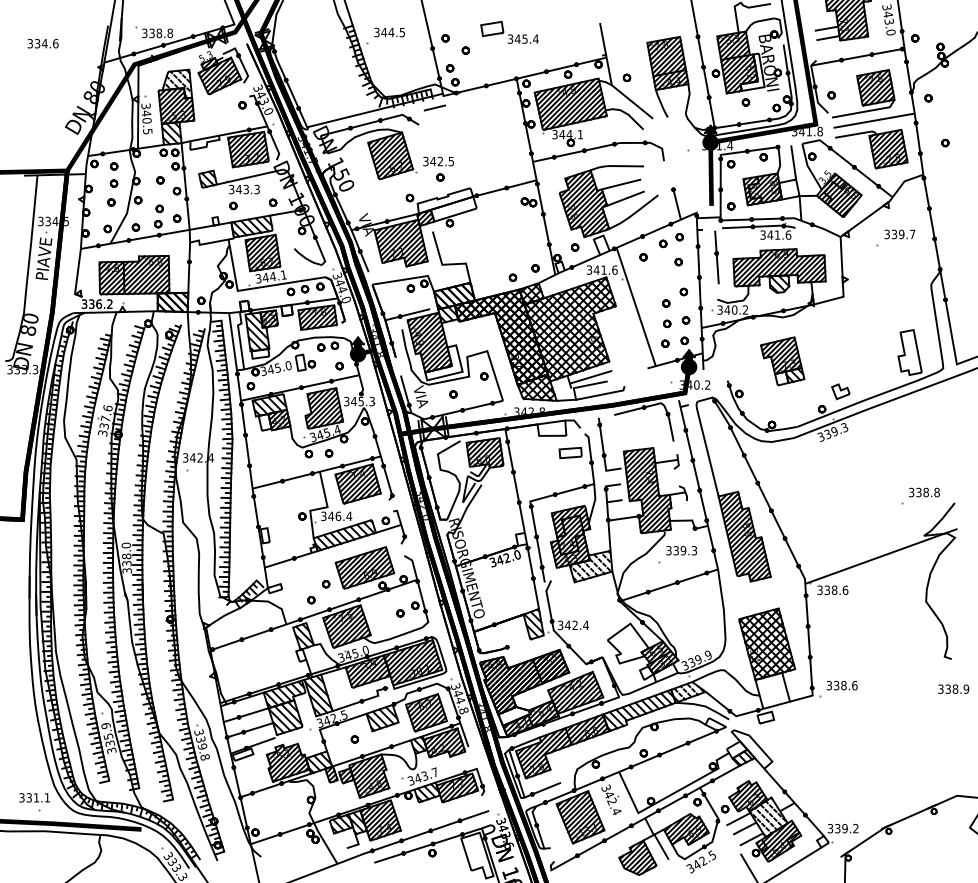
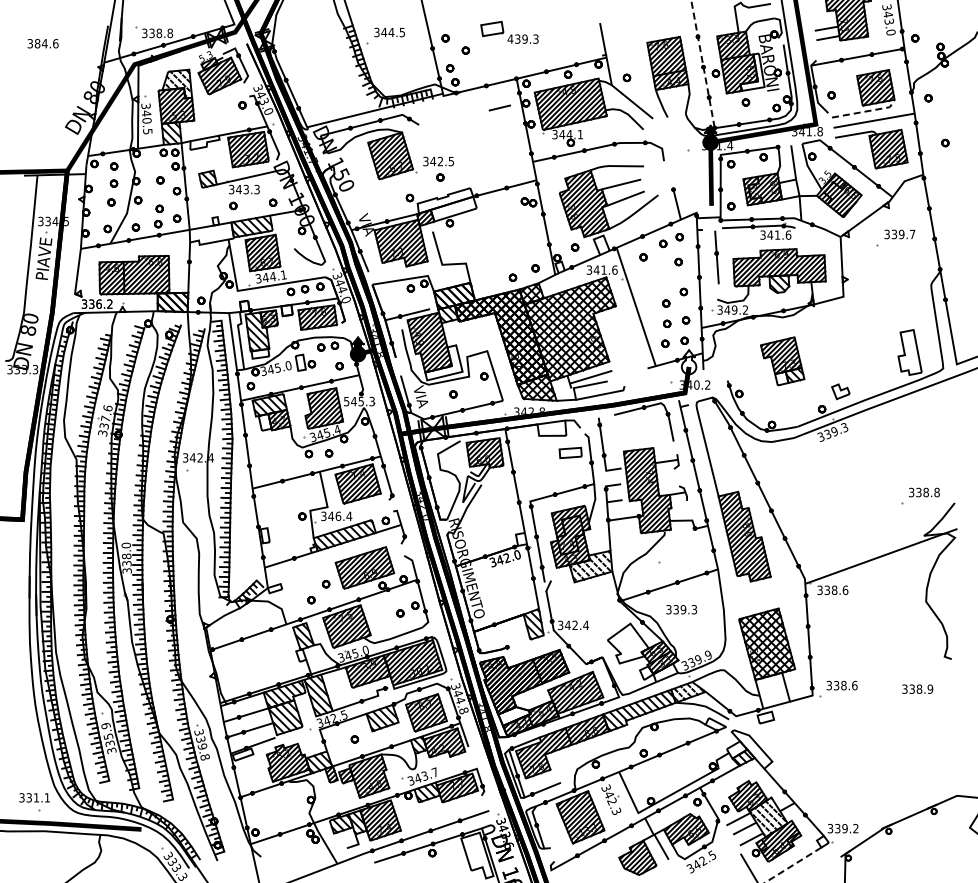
text: 345.4 -> 439.3 (522, 38)
text: 334.6 -> 384.6 (37, 43)
line: solid -> dashed (702, 63)
line position: (434, 107) -> (499, 107) (499, 107)
line: solid -> dashed (866, 111)
text: 340.2 -> 349.2 (734, 309)
fill: present -> none (688, 362)
text: 345.3 -> 545.3 (346, 400)
text position: (681, 550) -> (681, 609) (681, 609)
text position: (953, 688) -> (917, 688) (917, 688)
text: 342.4 -> 342.3 (616, 810)
line: solid -> dashed (792, 865)
